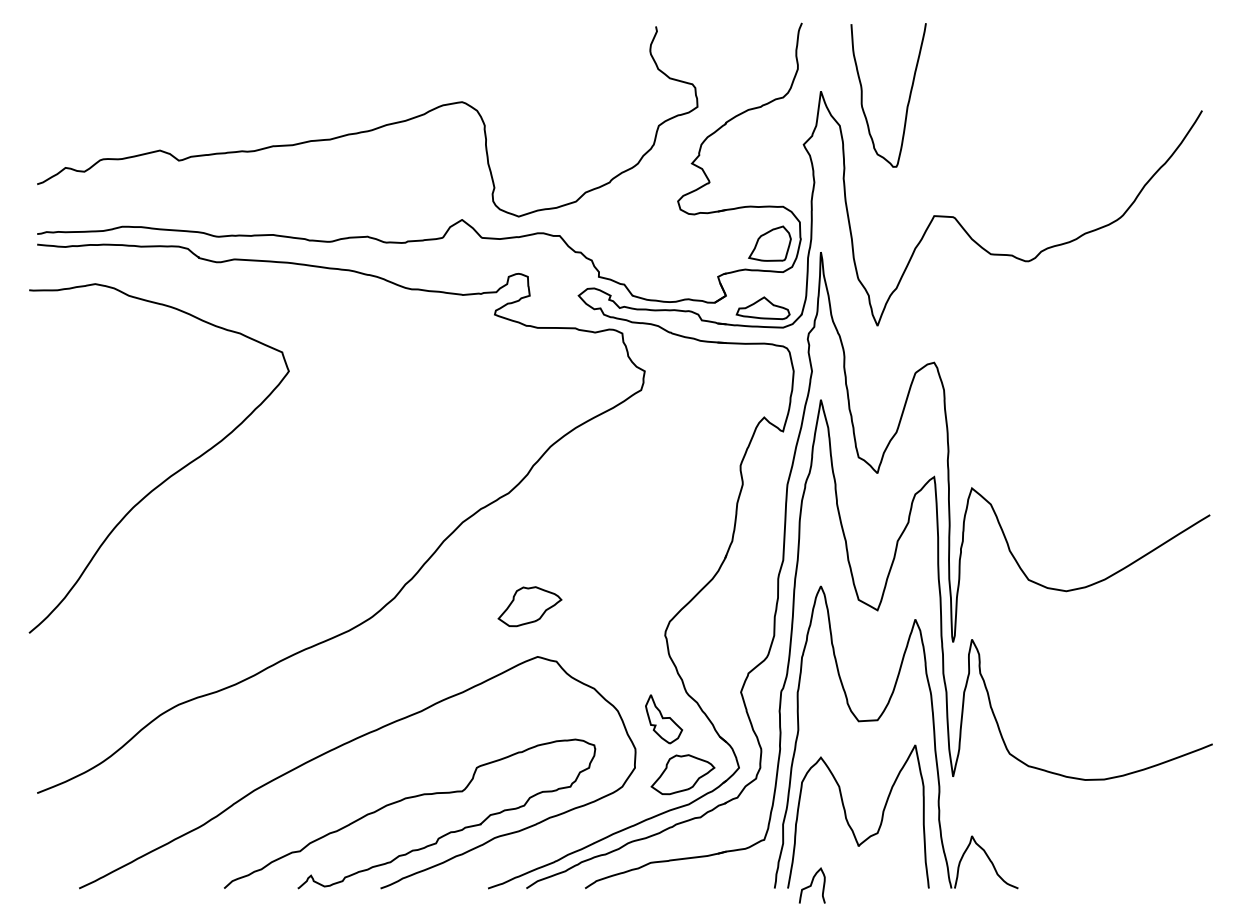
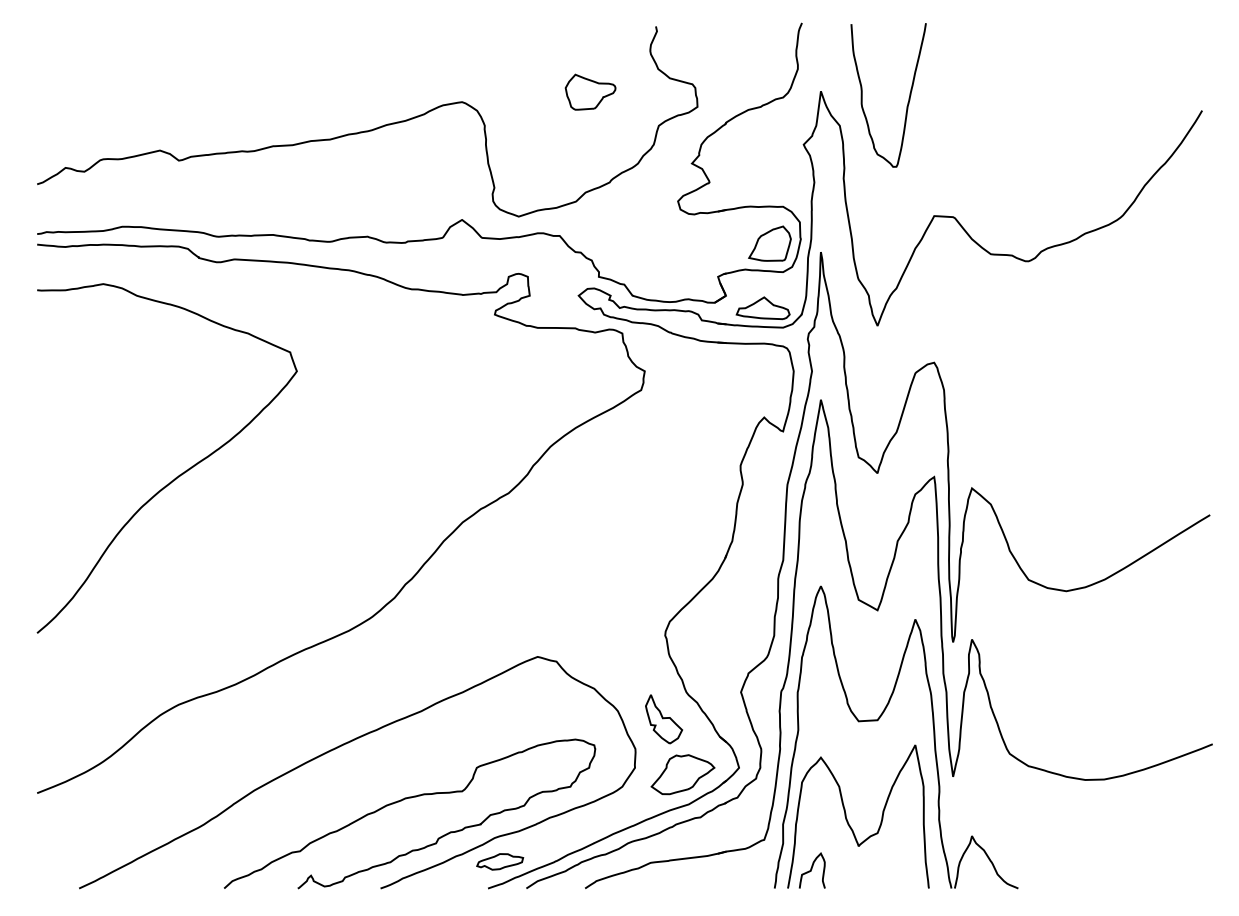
part: none -> present (590, 91)
curve position: (171, 474) -> (179, 474) (179, 474)
part: present -> none (529, 606)
part: none -> present (500, 861)
curve position: (812, 884) -> (812, 869) (812, 869)
